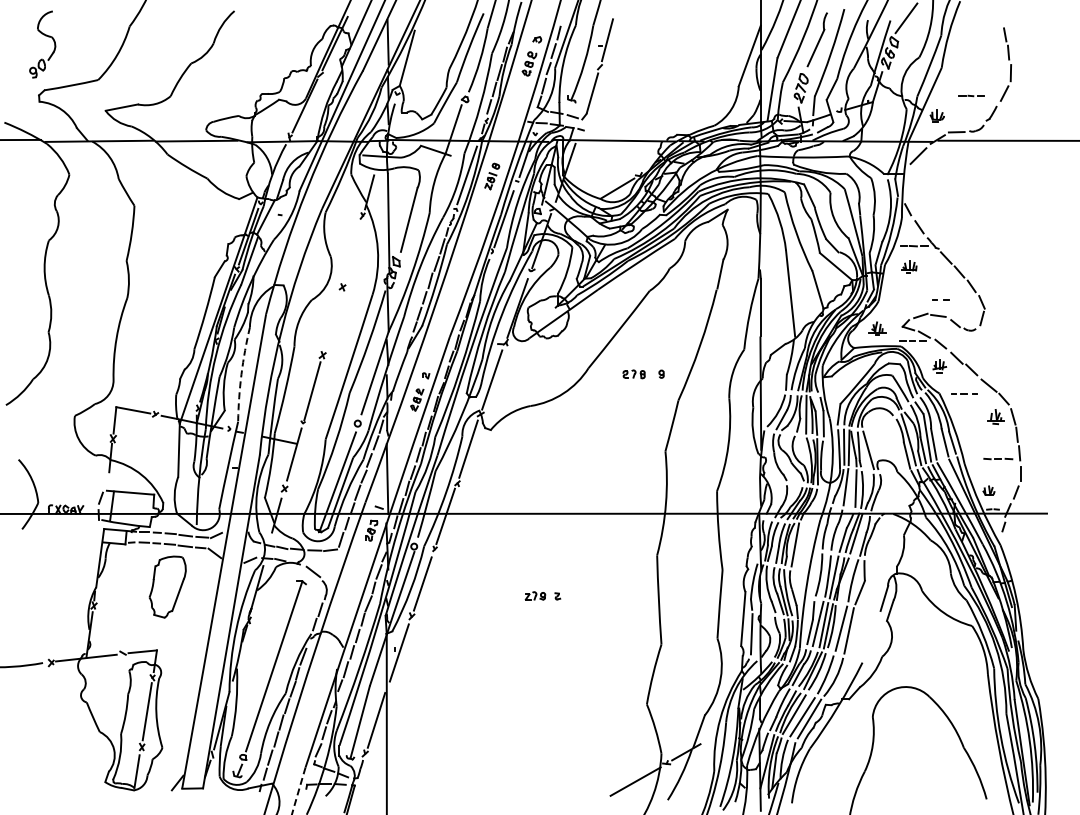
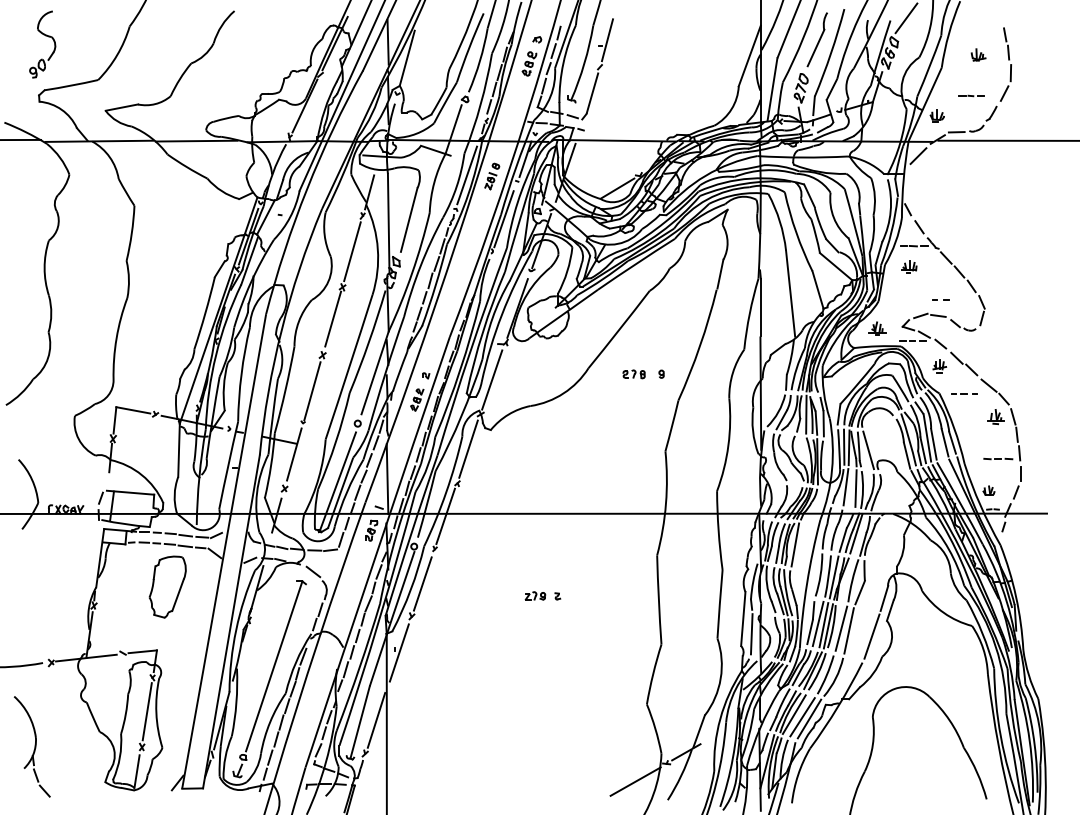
part: none -> present (978, 54)
line: none -> present (352, 251)
line: none -> present (333, 318)
arc: dashed -> solid (241, 374)
line: none -> present (871, 636)
part: none -> present (31, 746)
arc: dashed -> solid (298, 791)
